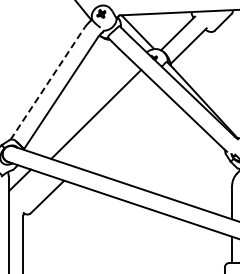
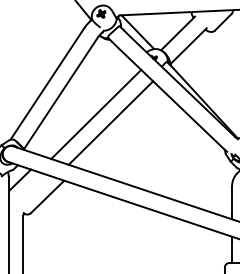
line: dashed -> solid (47, 83)
line: none -> present (110, 122)
